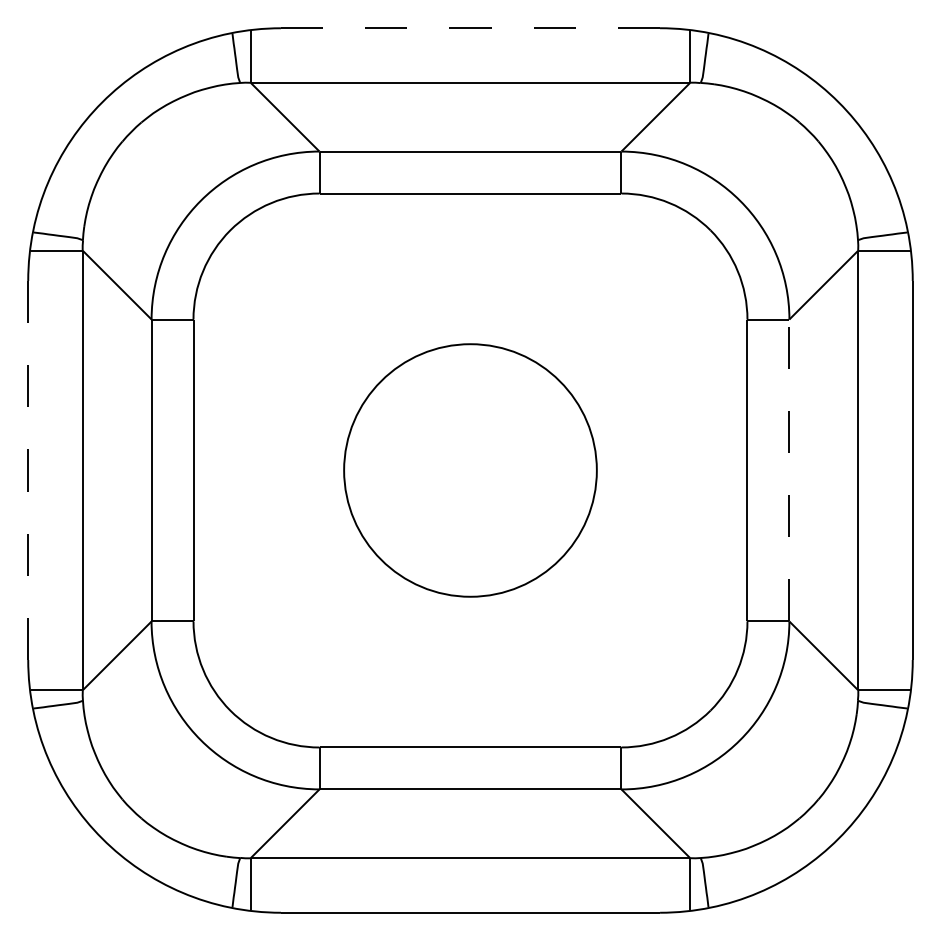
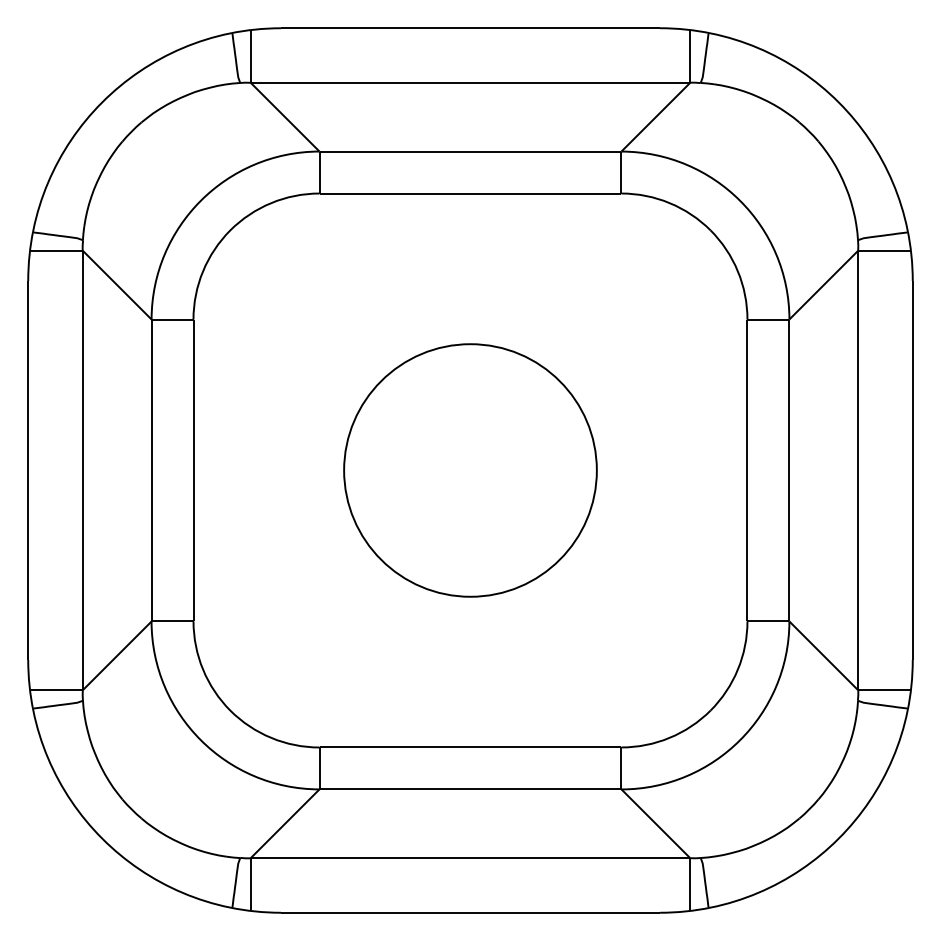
line: dashed -> solid (470, 28)
line: dashed -> solid (28, 470)
line: dashed -> solid (789, 470)
